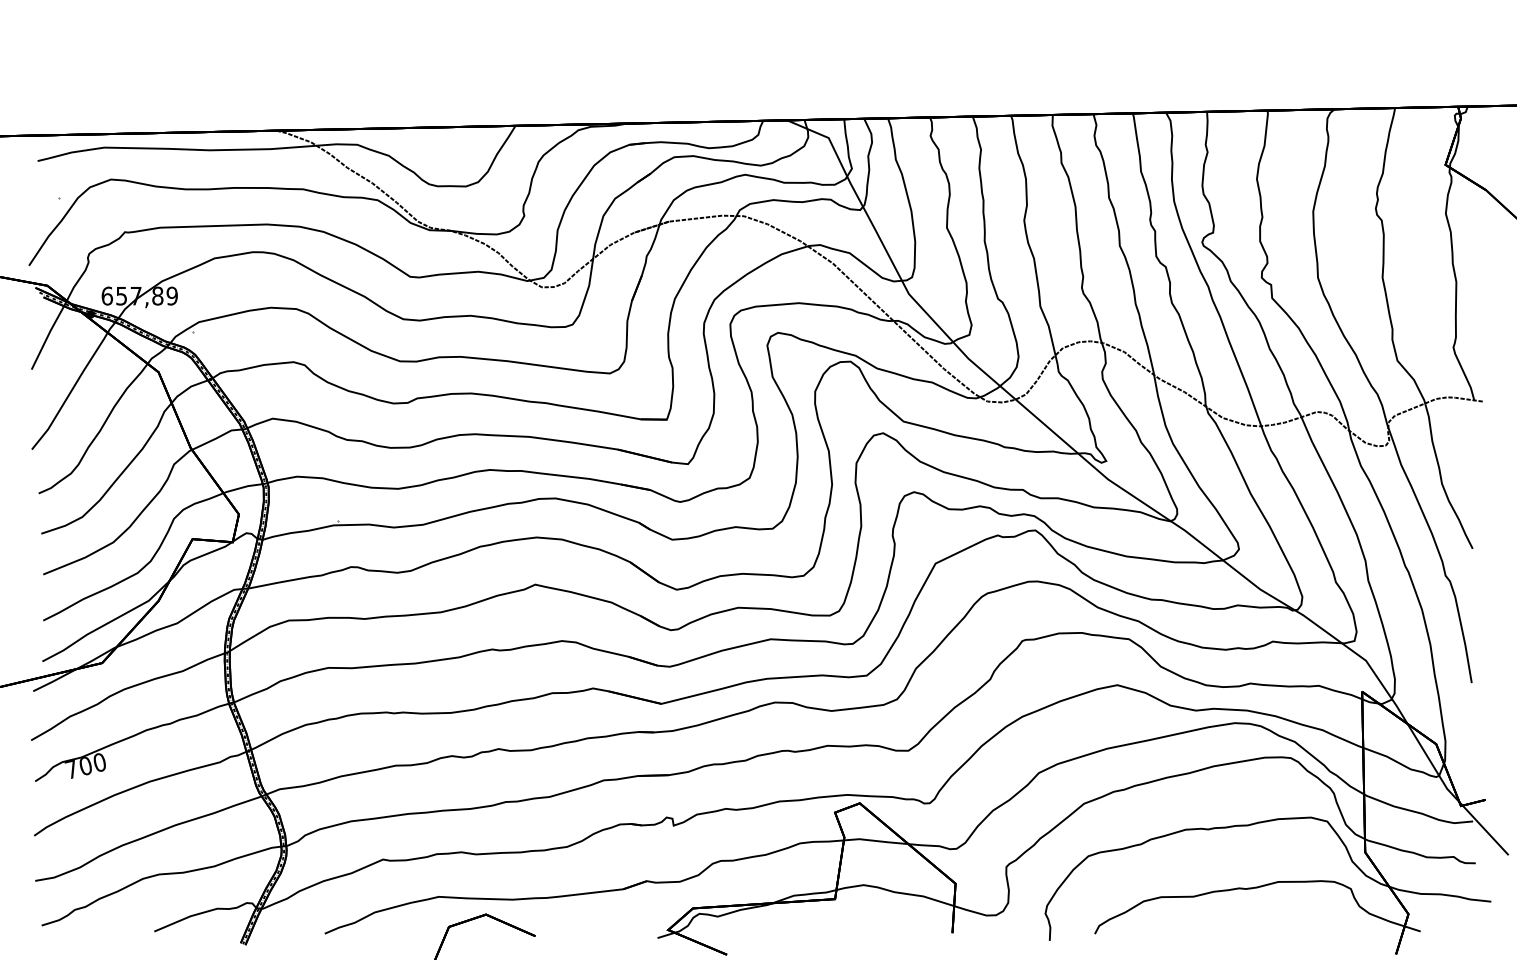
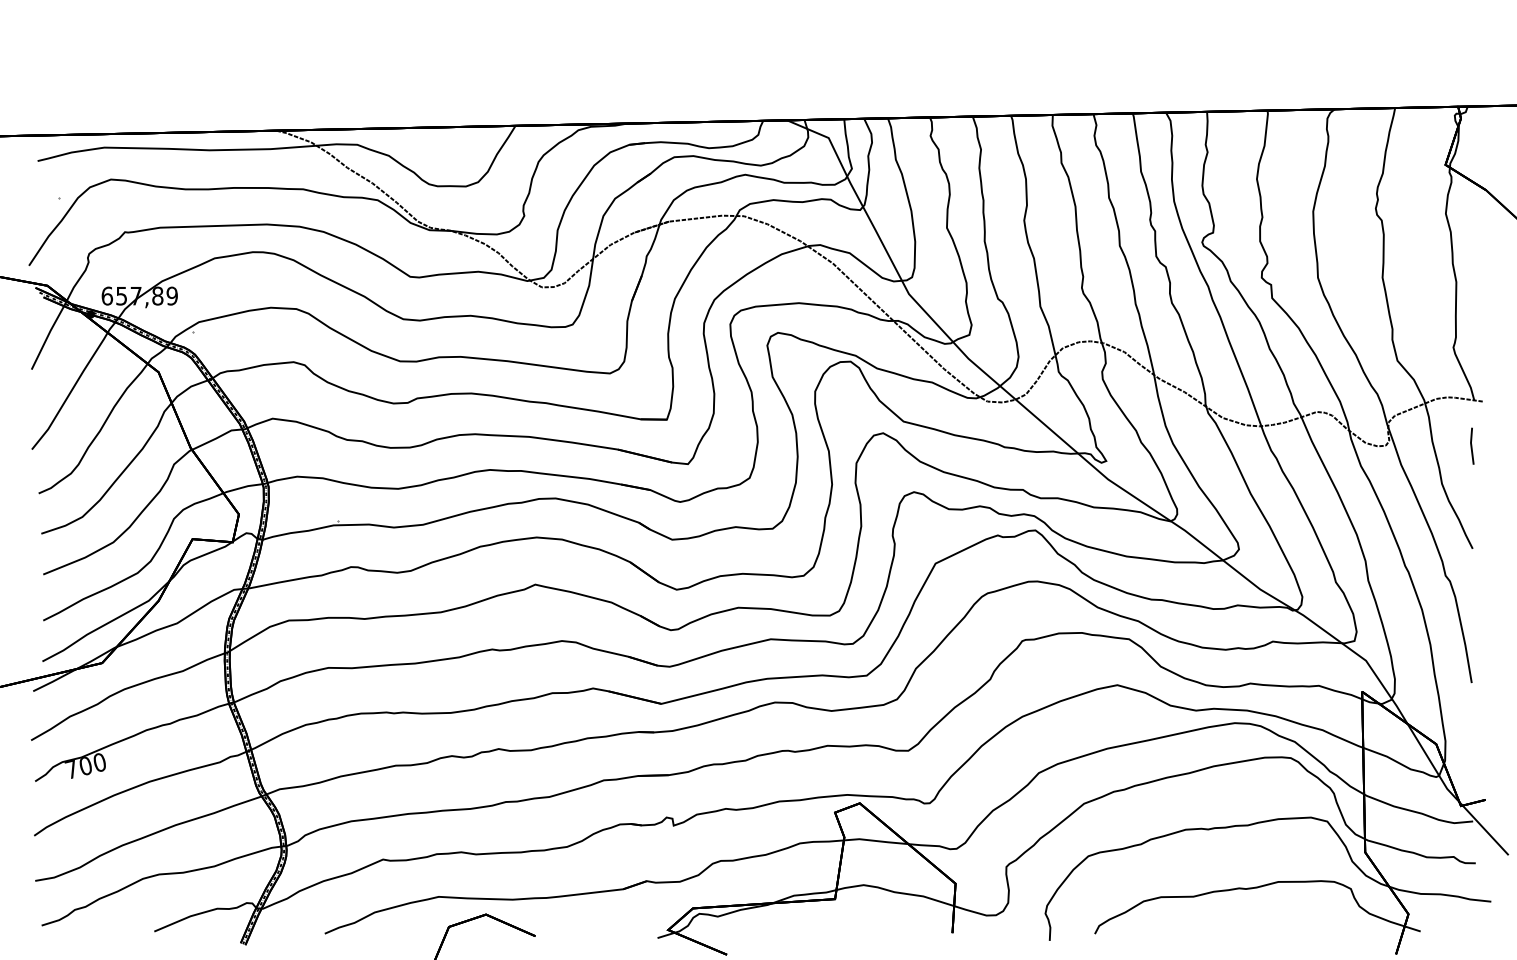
line: none -> present (1472, 445)
